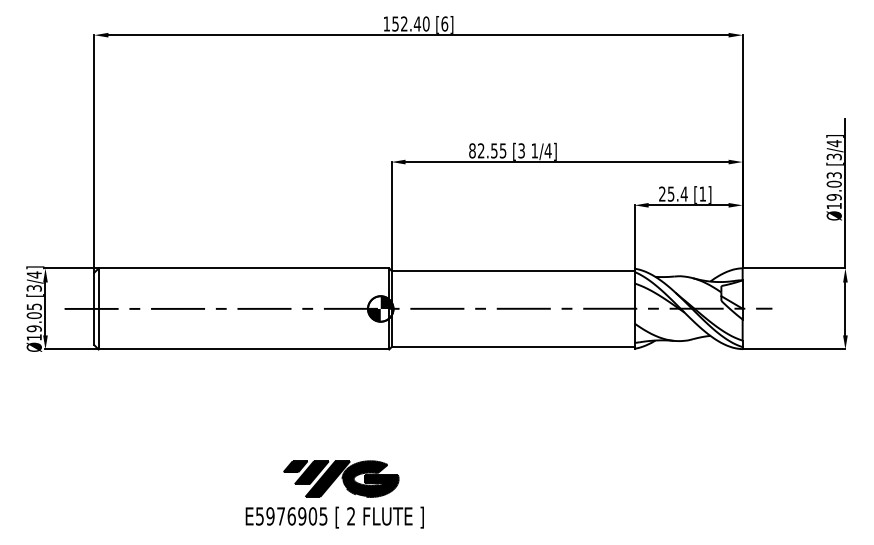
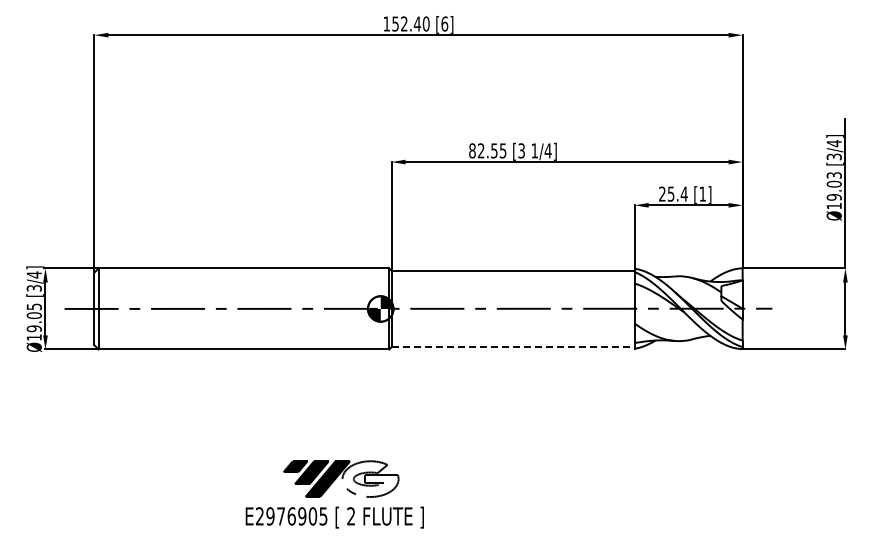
line: solid -> dashed (513, 347)
fill: present -> none (370, 478)
text: E5976905 -> E2976905 (259, 516)
